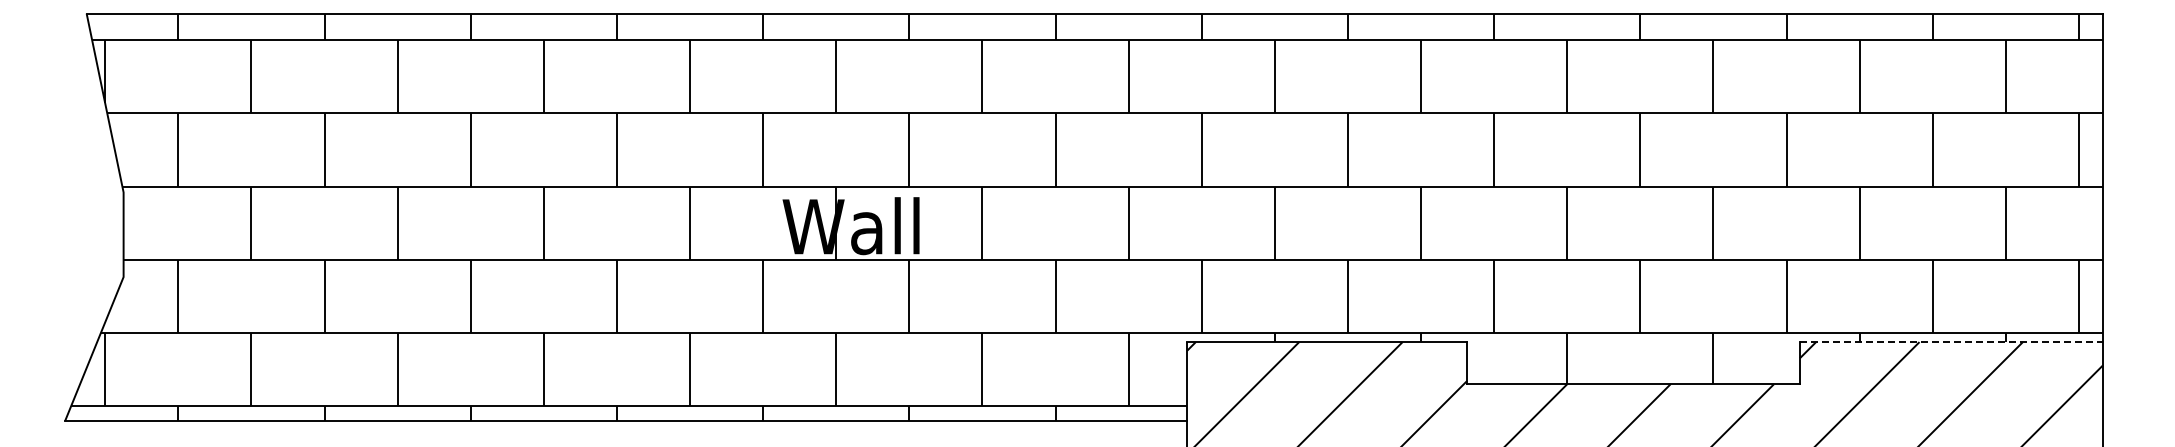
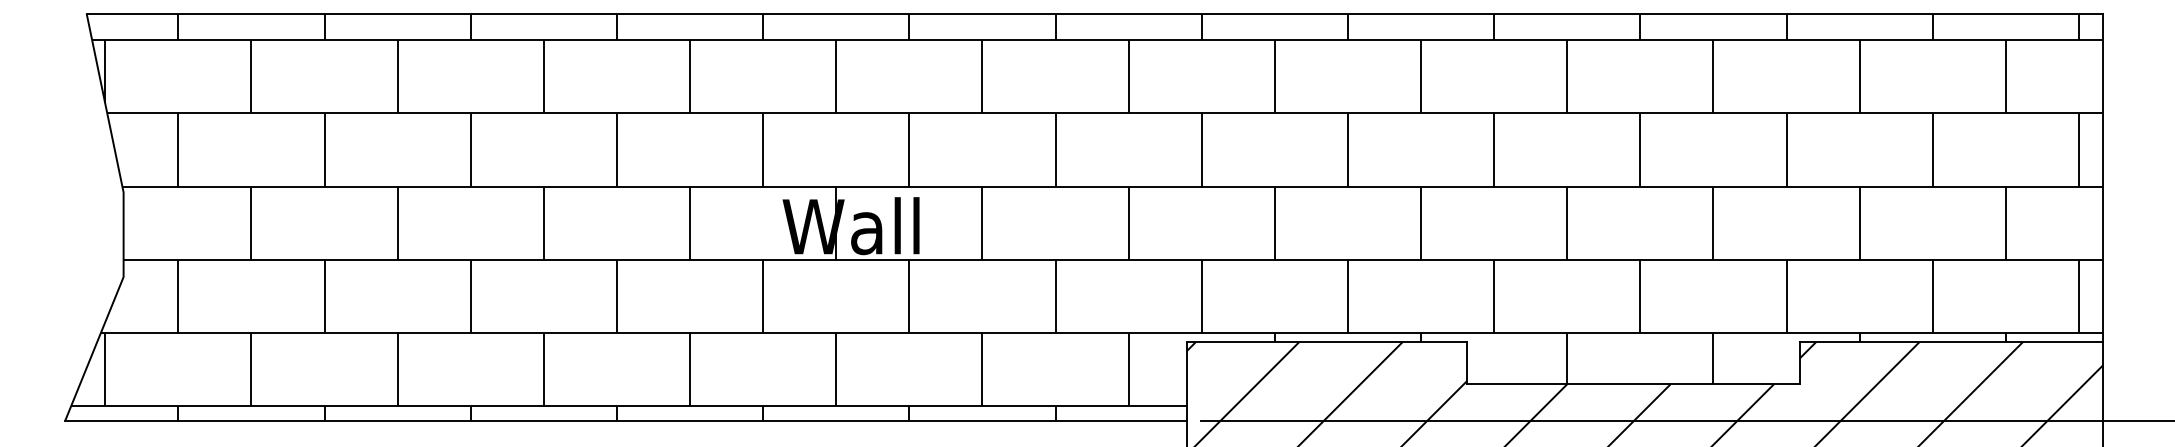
line: dashed -> solid (1951, 342)
line: none -> present (1686, 420)
